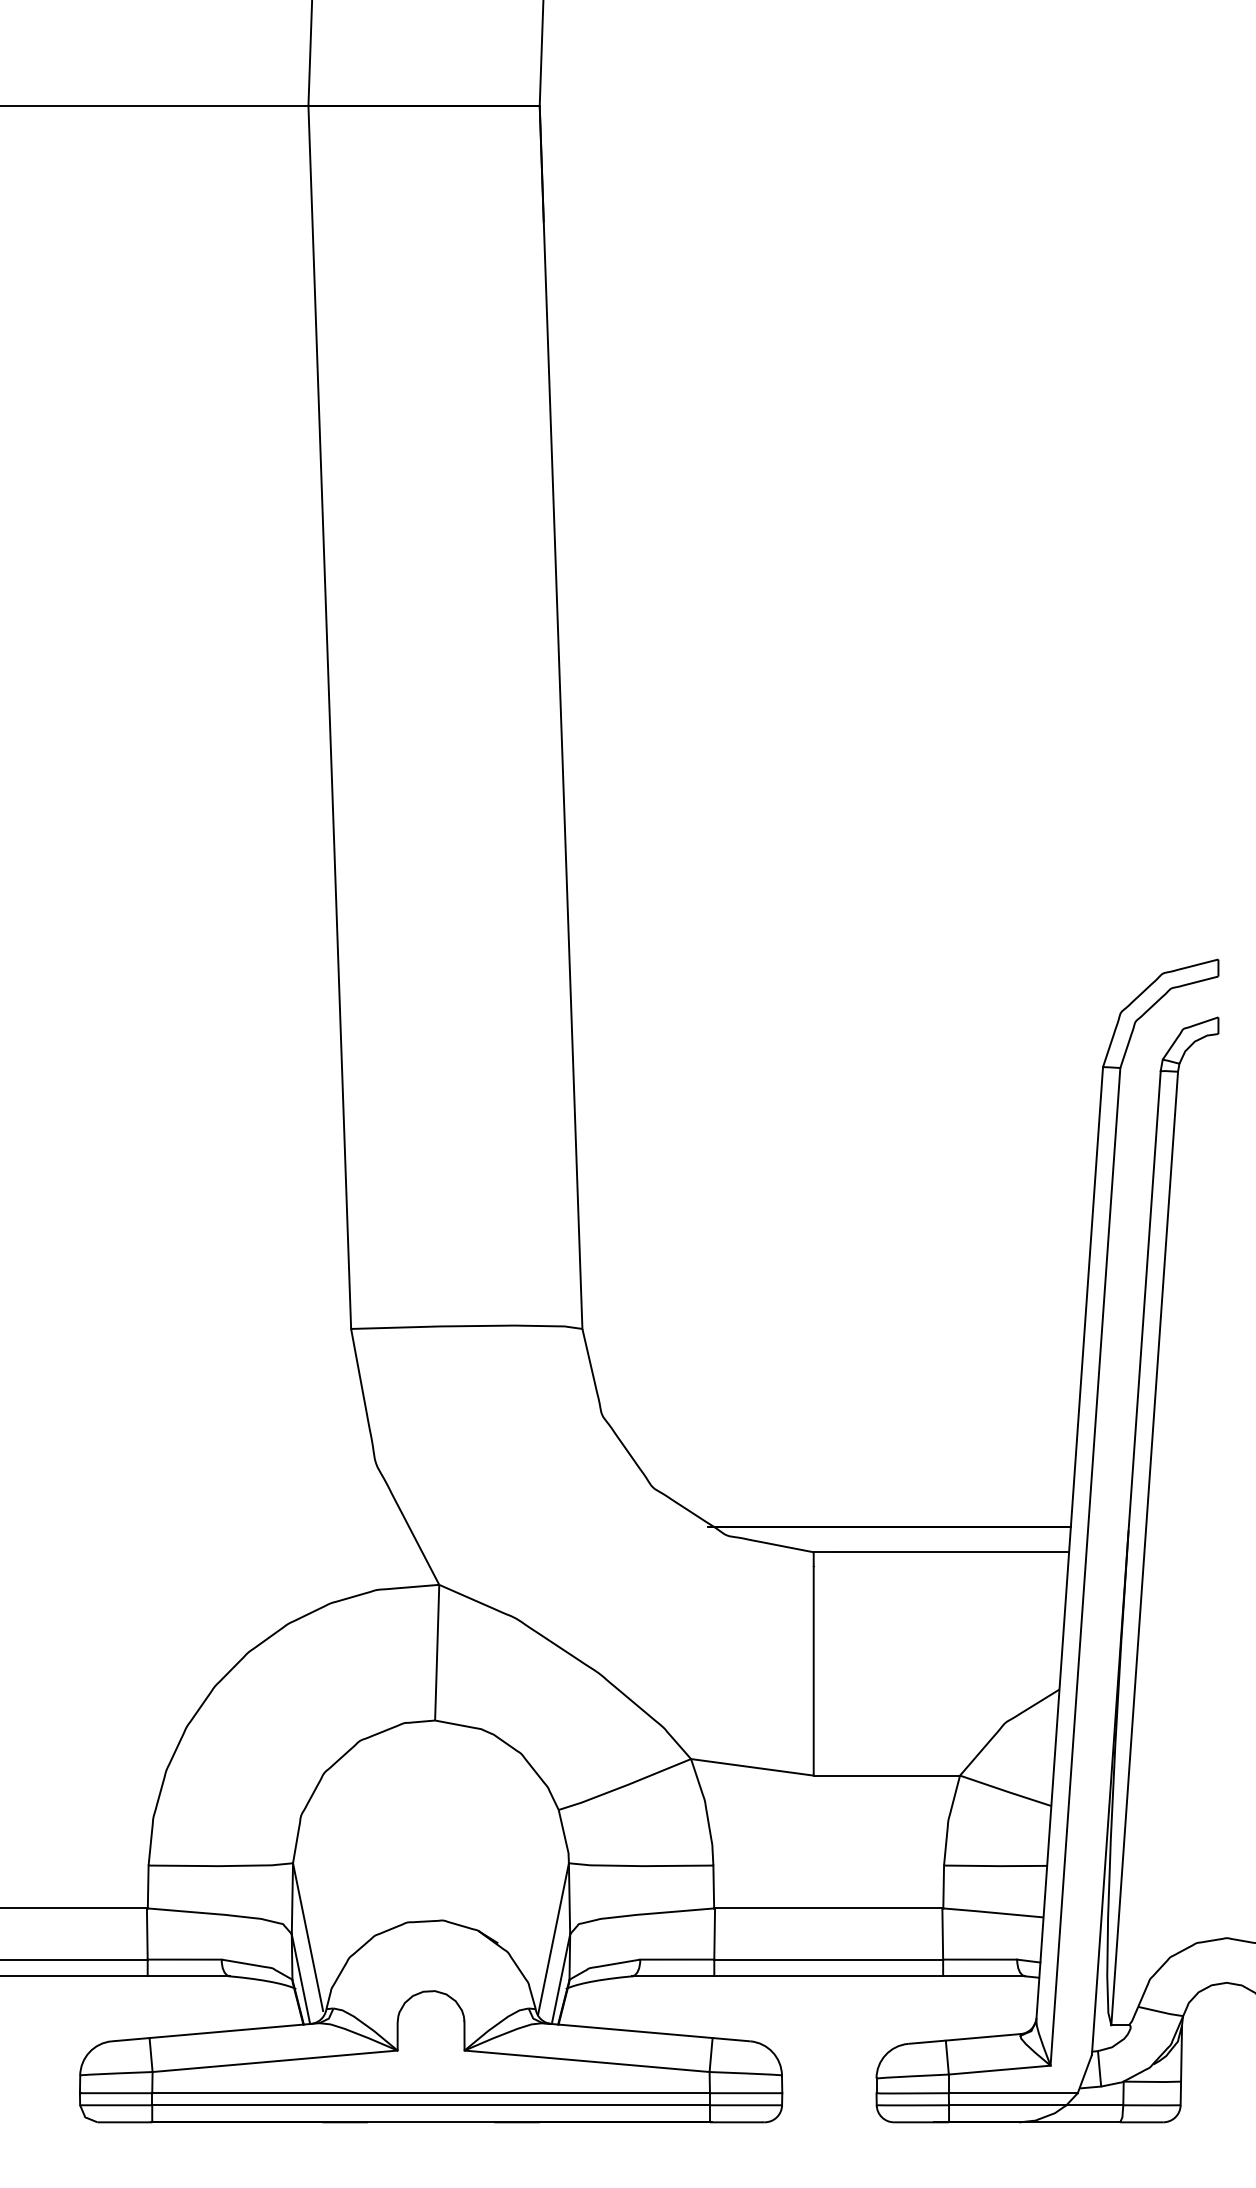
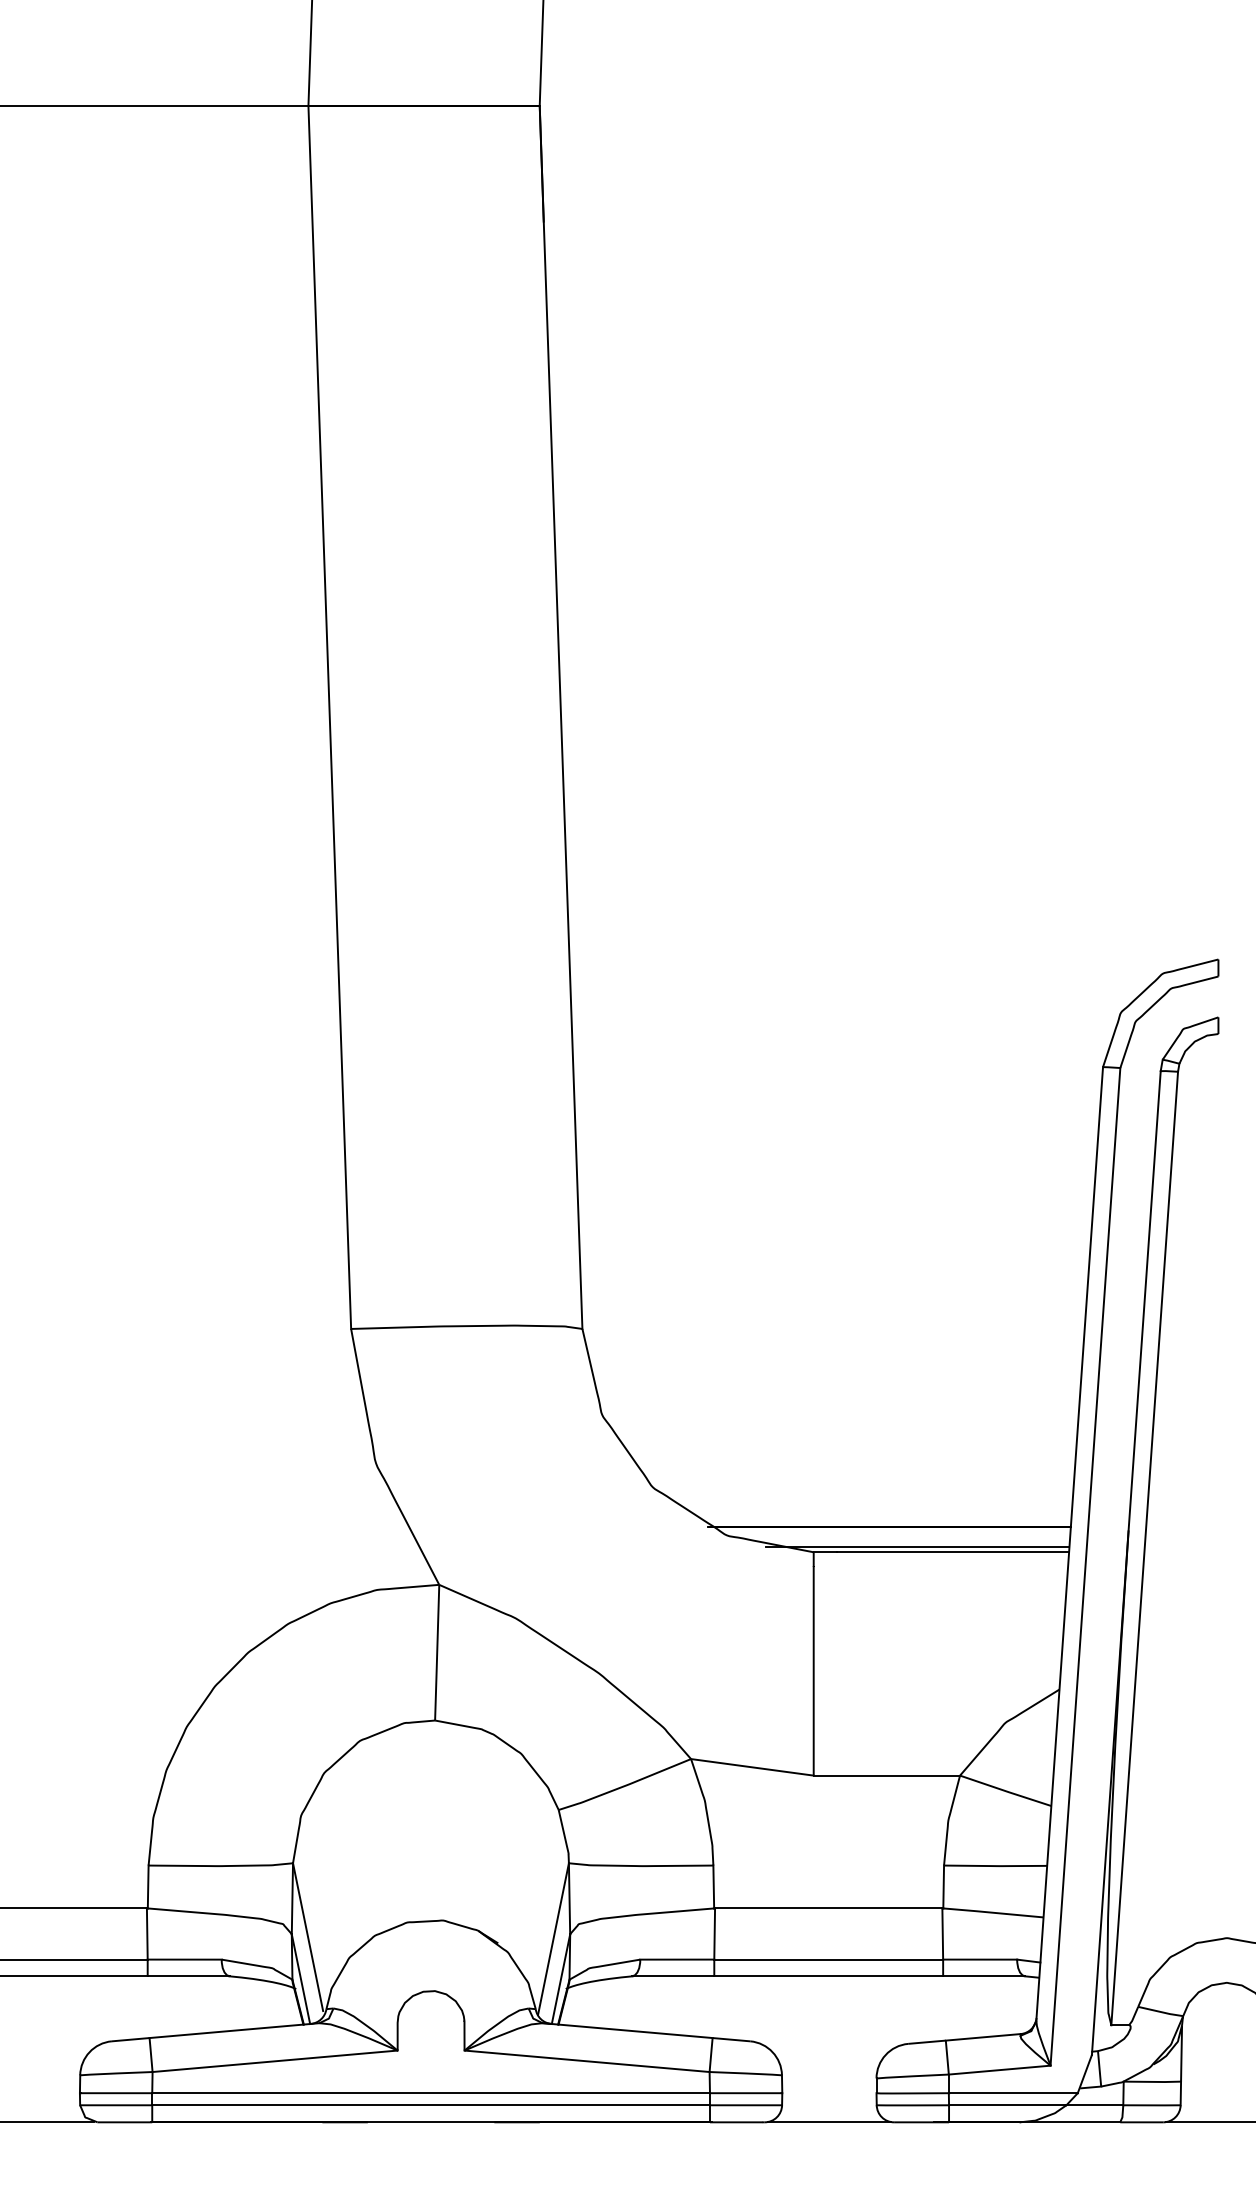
line: none -> present (917, 1547)
line: none -> present (48, 2122)
line: none -> present (829, 2122)
line: none -> present (1208, 2122)
